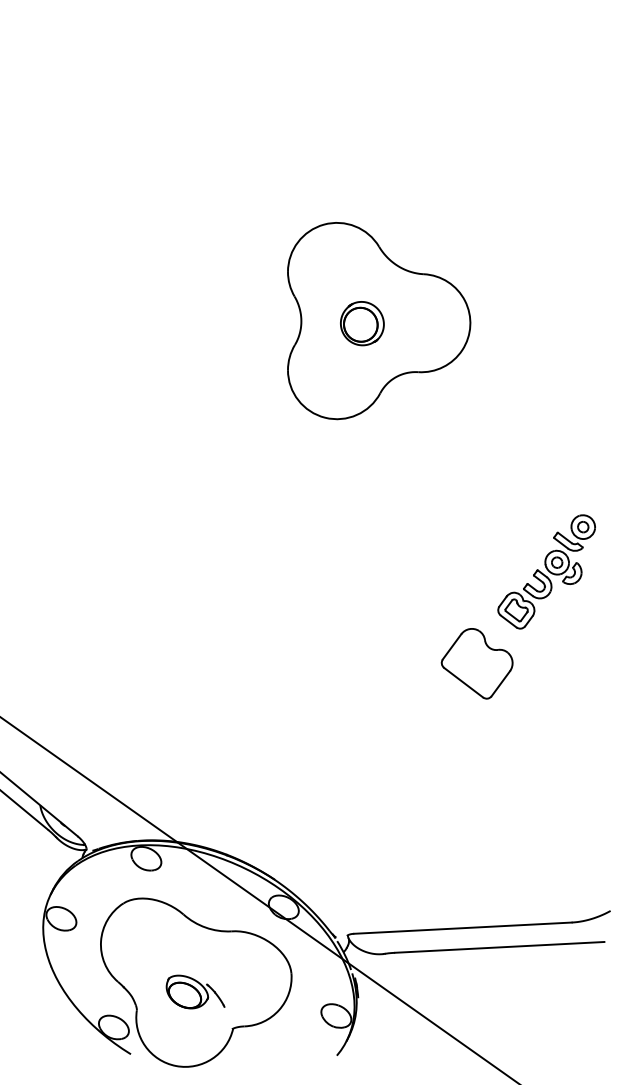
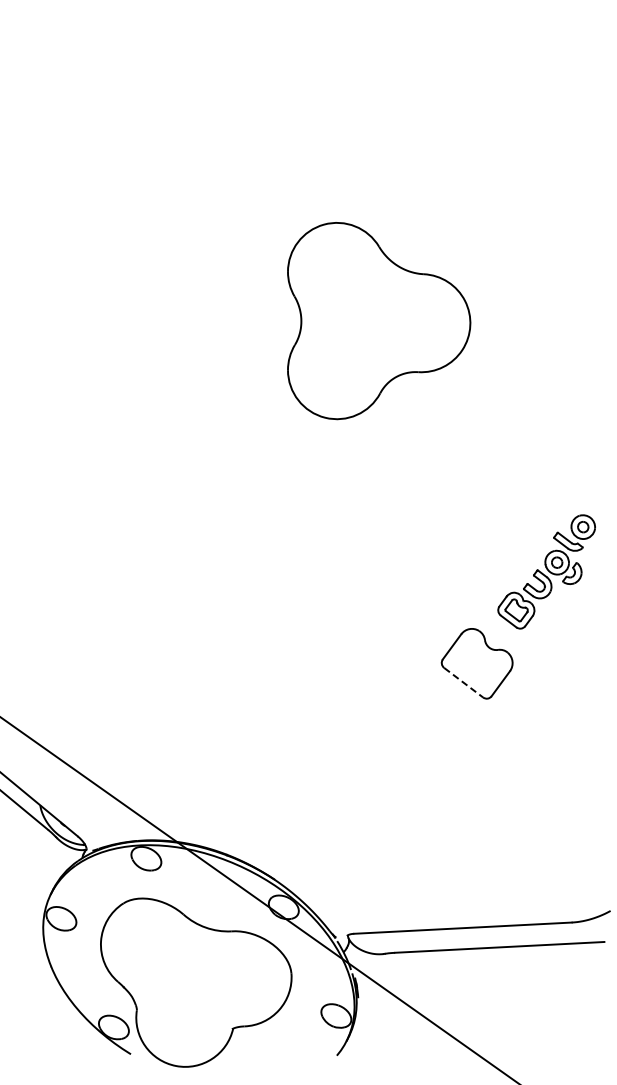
part: present -> none (362, 323)
line: solid -> dashed (464, 683)
part: present -> none (195, 991)
